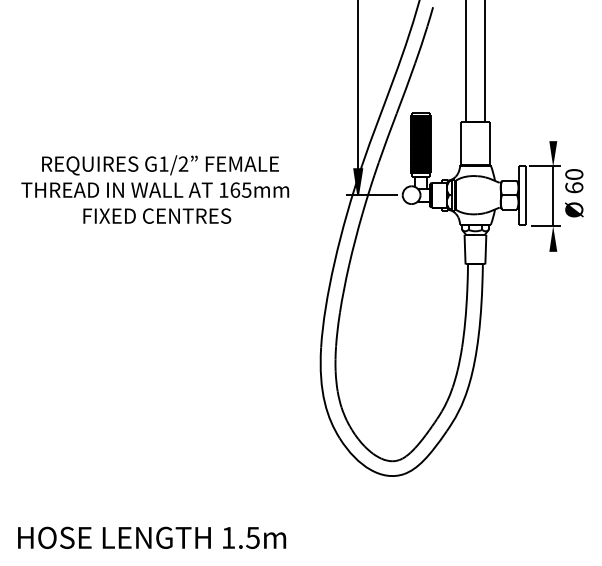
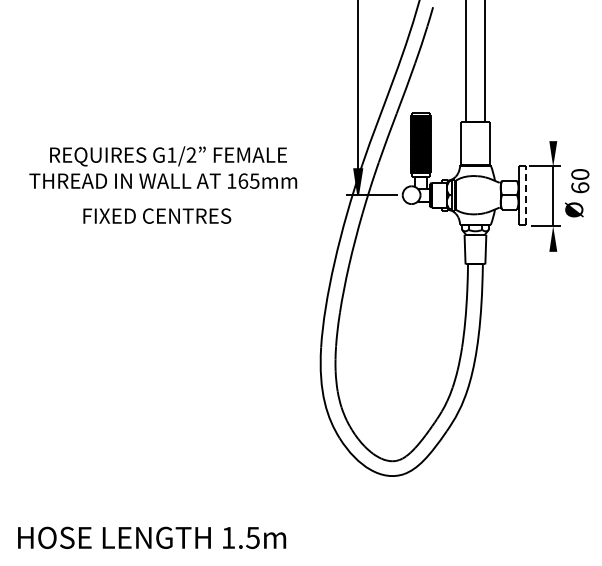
text position: (155, 176) -> (163, 167) (163, 167)
text position: (574, 181) -> (580, 181) (580, 181)
line: solid -> dashed (526, 195)
